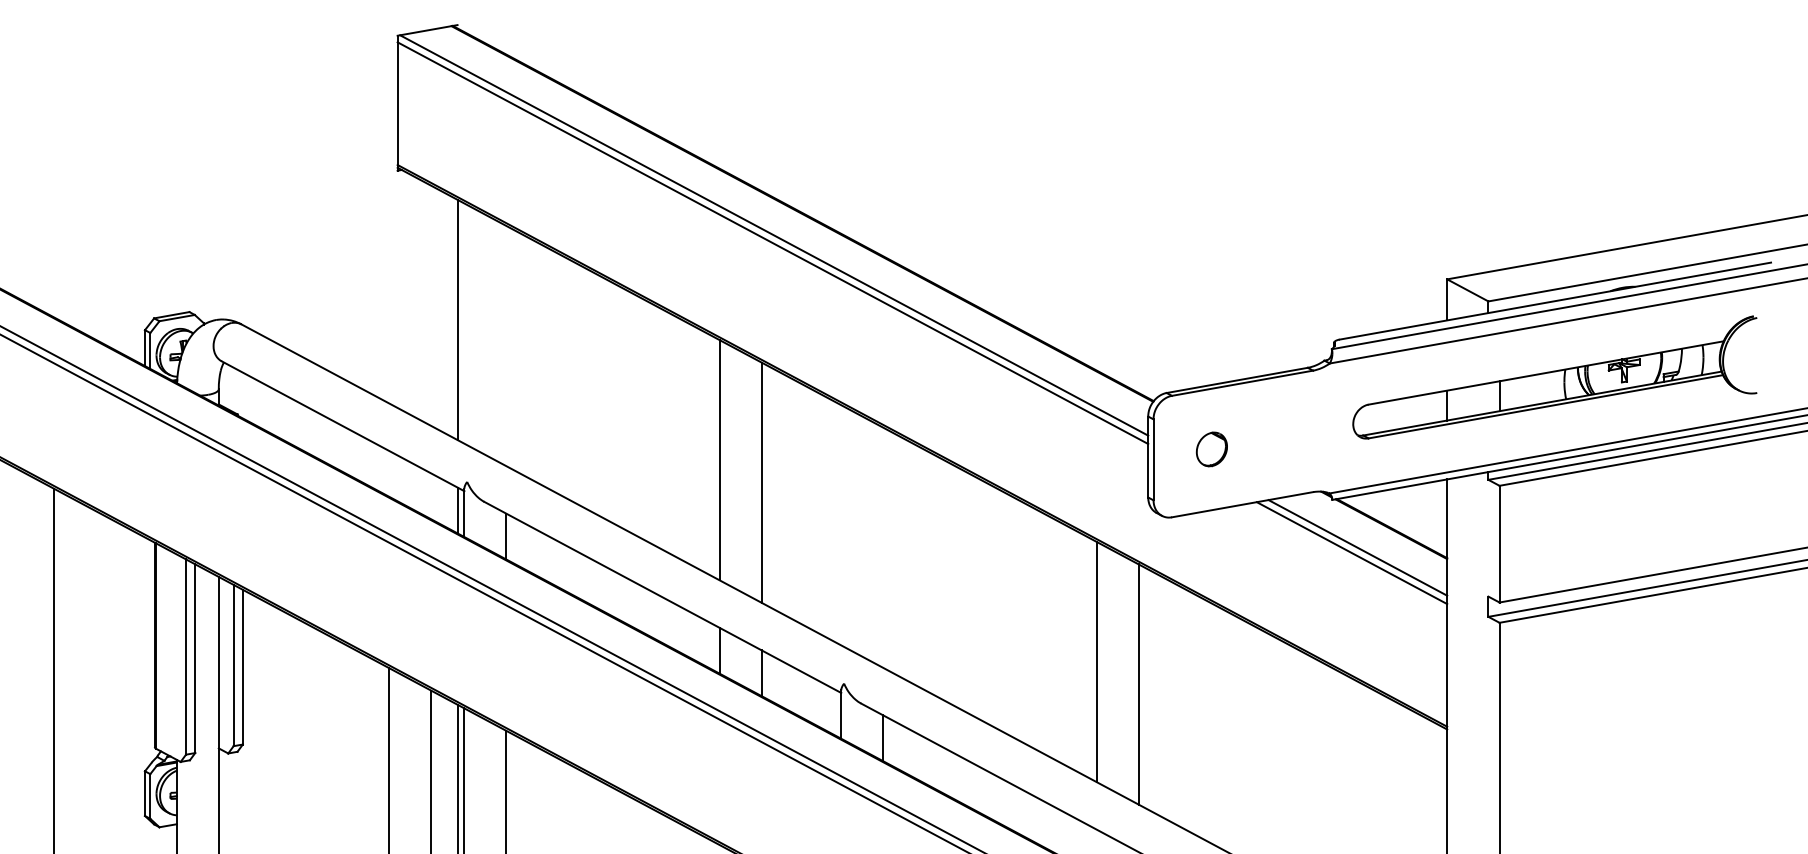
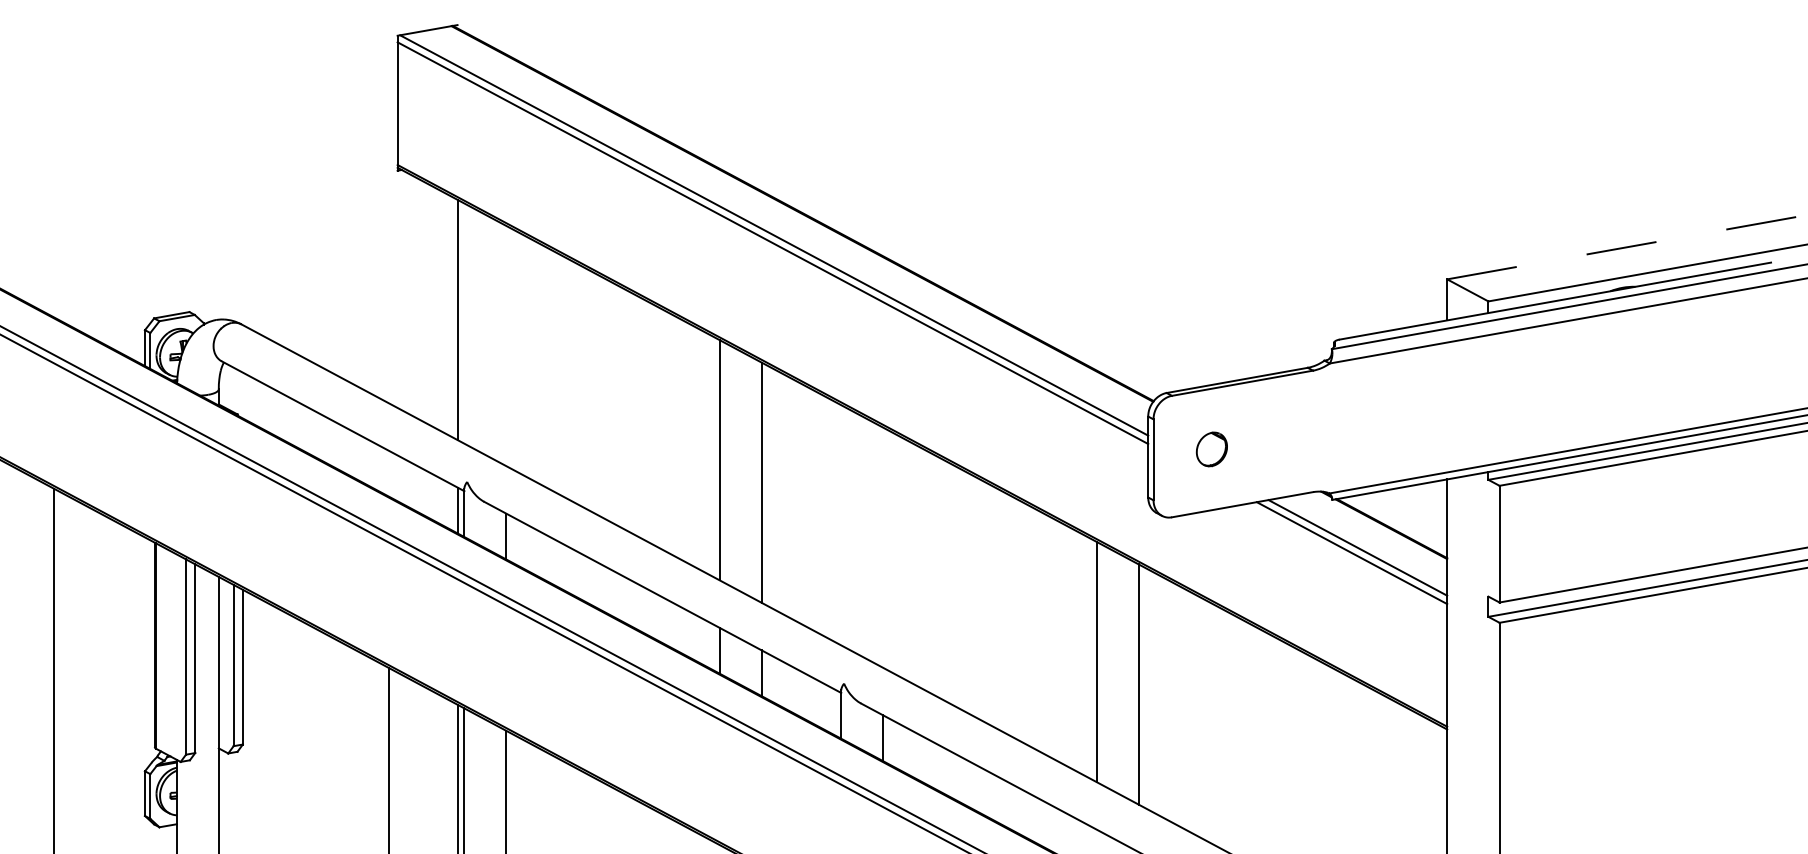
line: solid -> dashed (1627, 247)
part: present -> none (1554, 377)
line: present -> none (431, 770)
